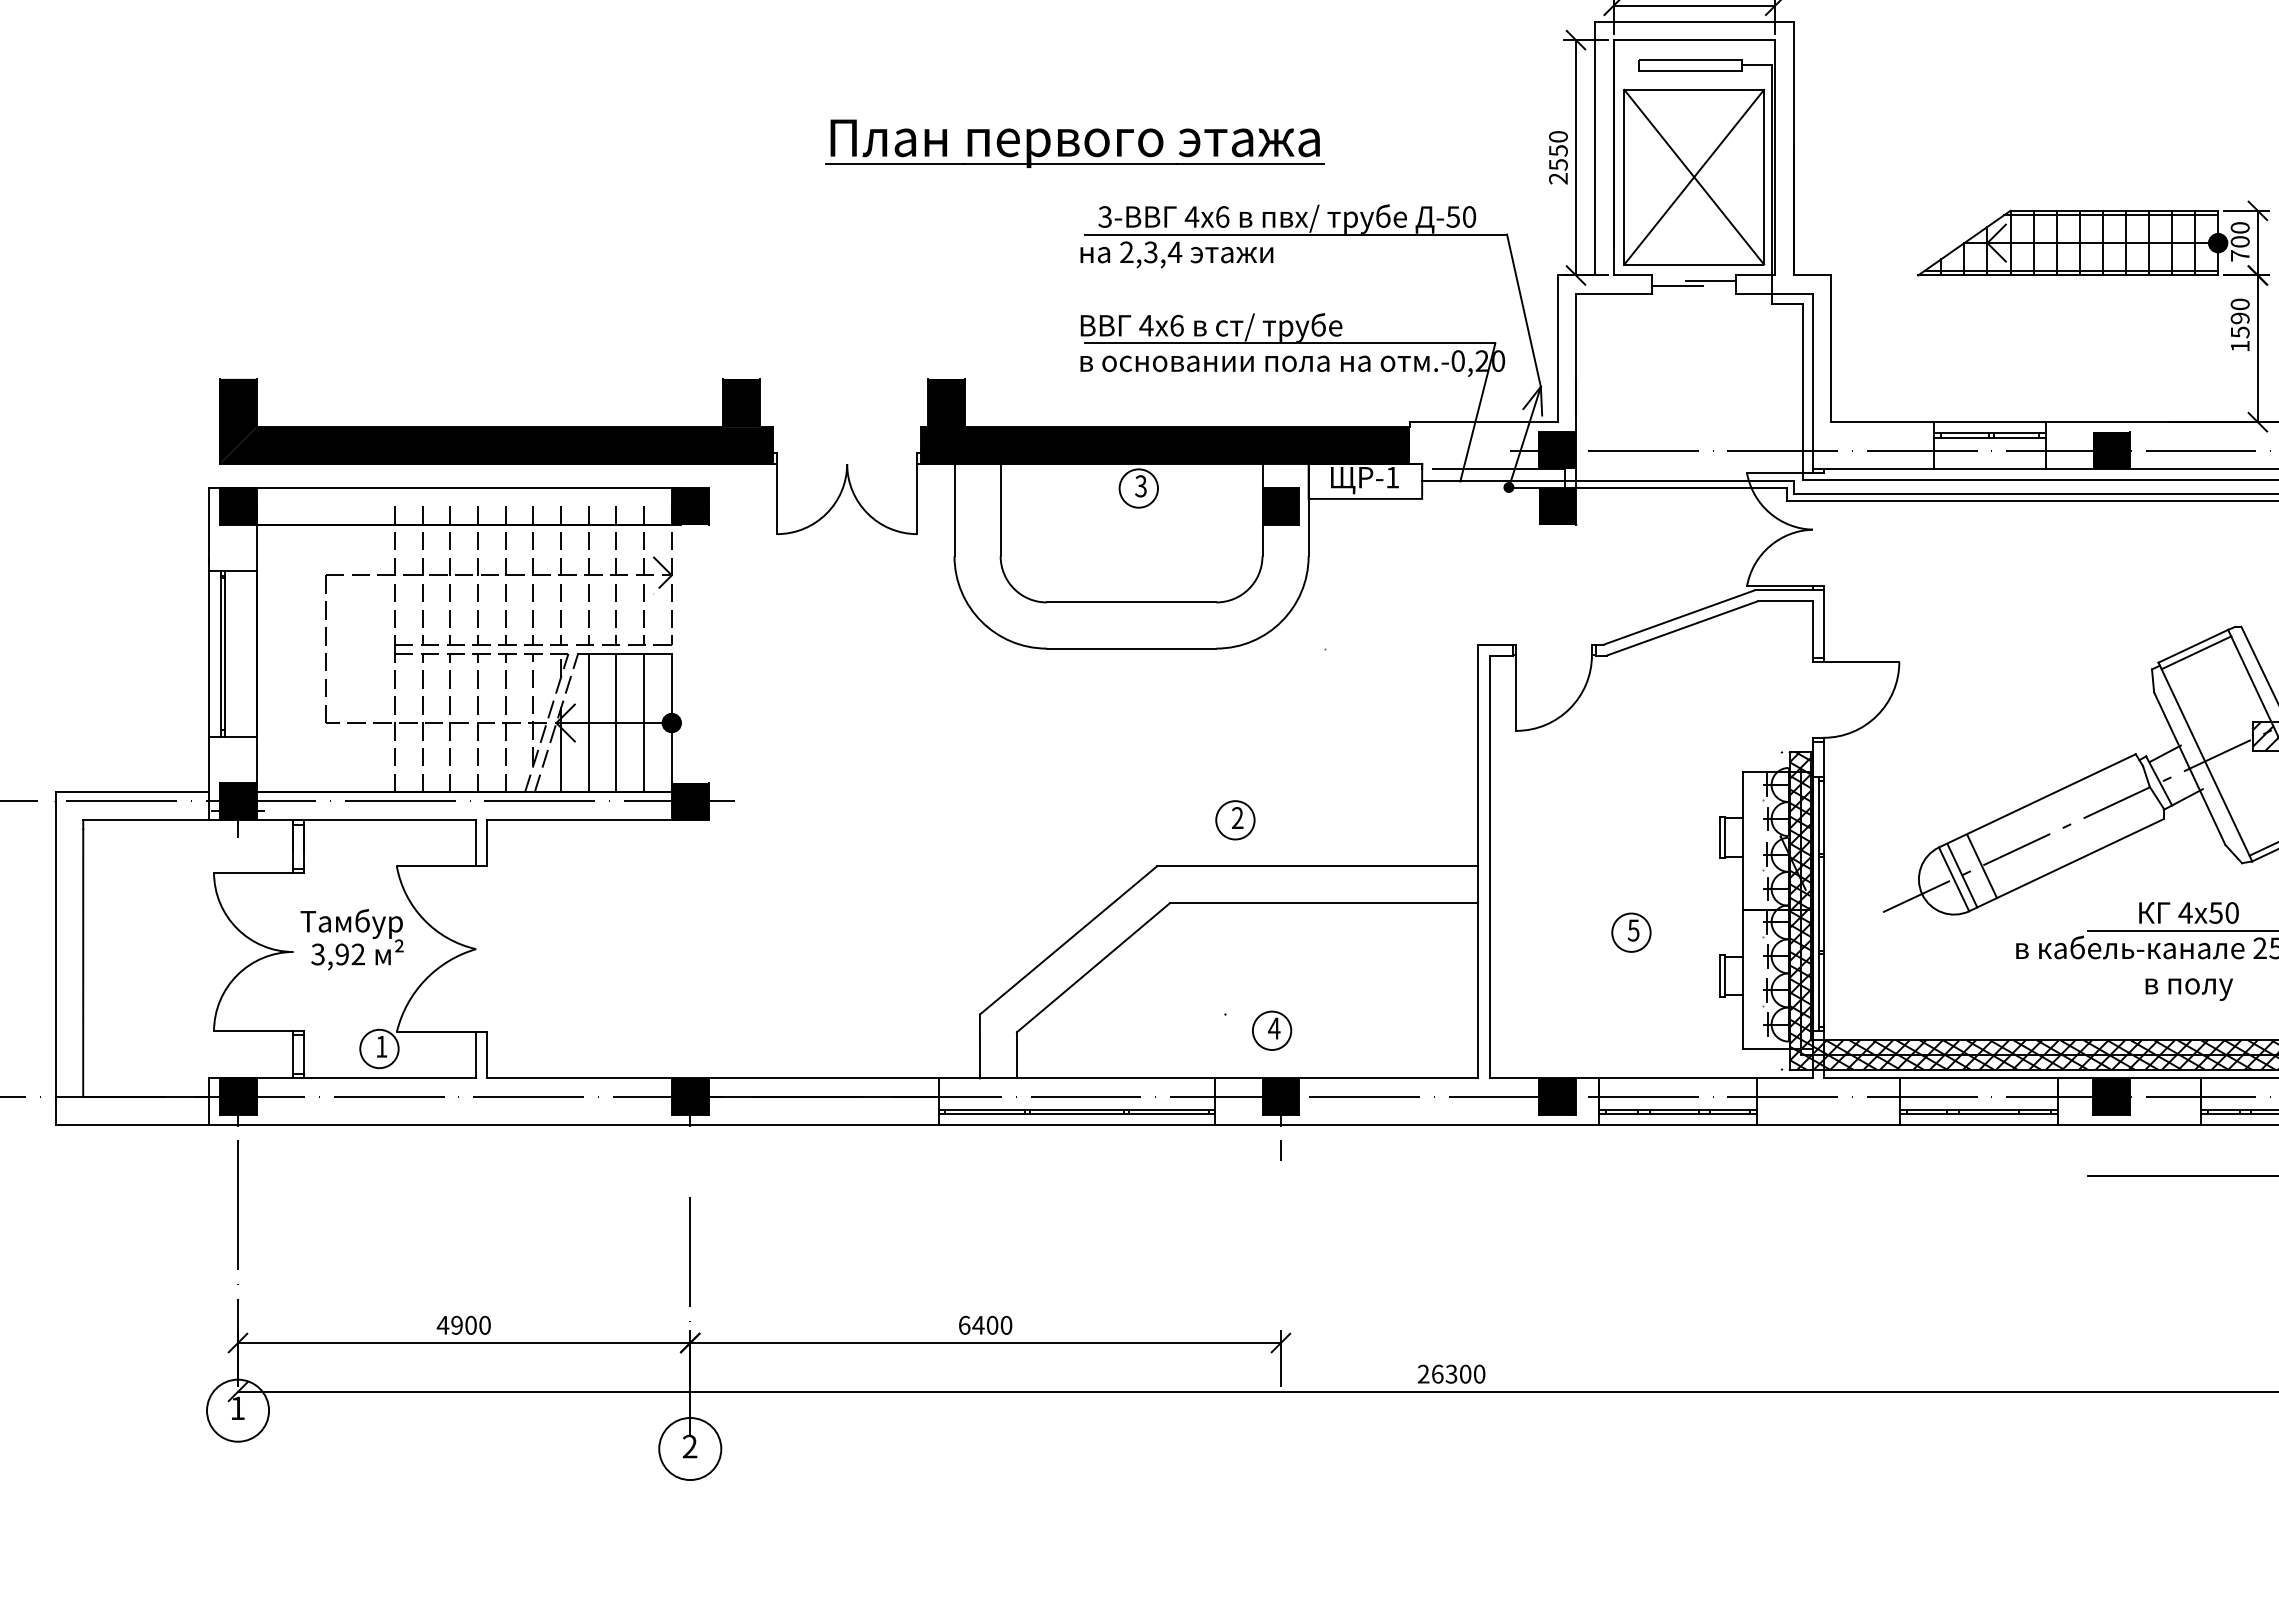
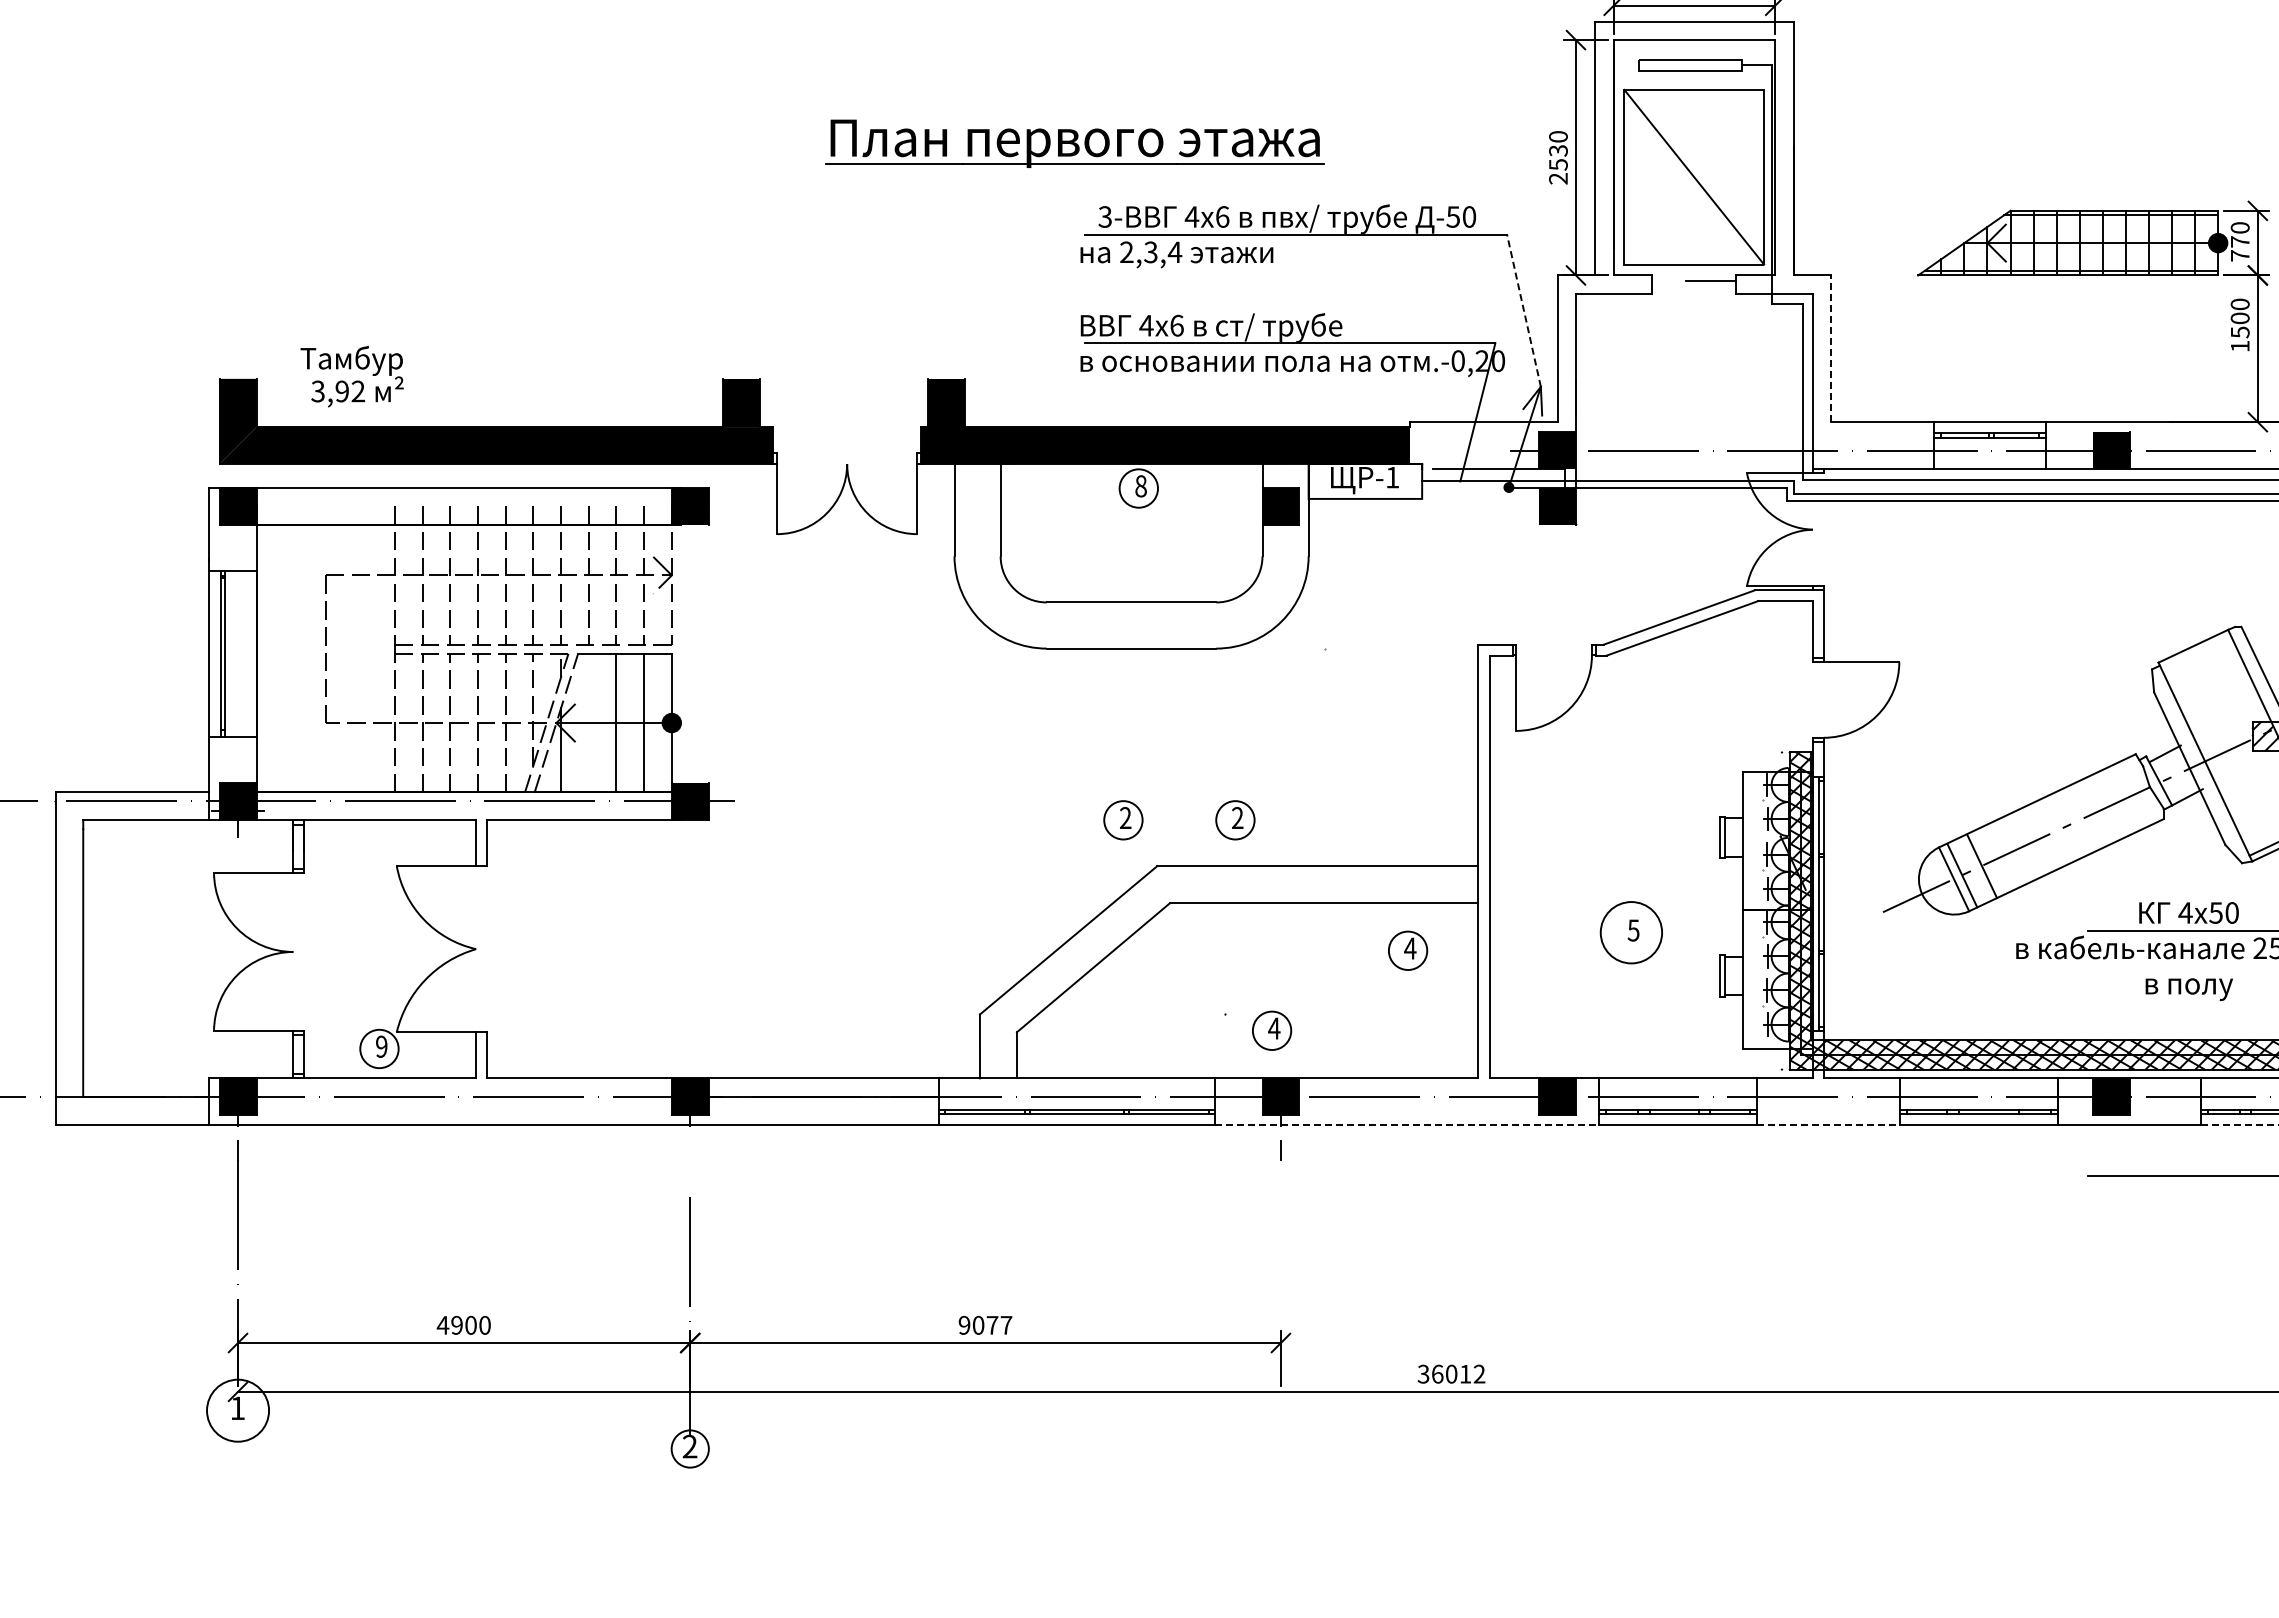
text: 2550 -> 2530 (1558, 150)
line: present -> none (1694, 176)
text: 700 -> 770 (2239, 241)
line: present -> none (1677, 285)
line: solid -> dashed (1523, 310)
text: 1590 -> 1500 (2239, 318)
line: solid -> dashed (1830, 348)
text: 3 -> 8 (1140, 486)
line: present -> none (2196, 652)
line: present -> none (588, 722)
part: none -> present (1123, 820)
circle diameter: 38 px -> 61 px (1631, 932)
text position: (351, 939) -> (351, 376) (351, 376)
part: none -> present (1408, 950)
text: 1 -> 9 (381, 1046)
line: solid -> dashed (1407, 1125)
line: solid -> dashed (1828, 1125)
line: solid -> dashed (2240, 1125)
text: 6400 -> 9077 (985, 1324)
text: 26300 -> 36012 (1451, 1373)
circle diameter: 62 px -> 37 px (689, 1448)
